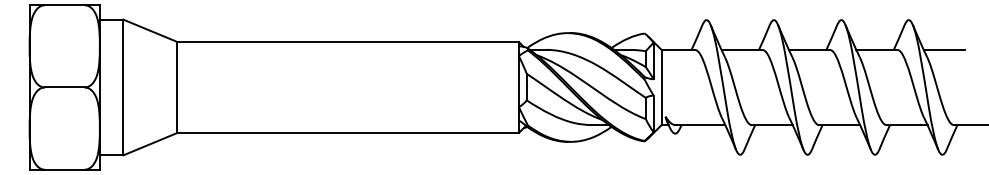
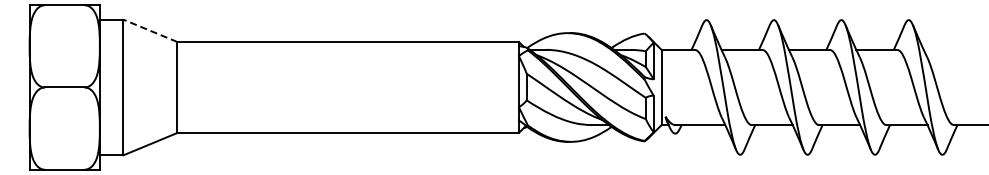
line: solid -> dashed (149, 30)
line: present -> none (943, 49)
